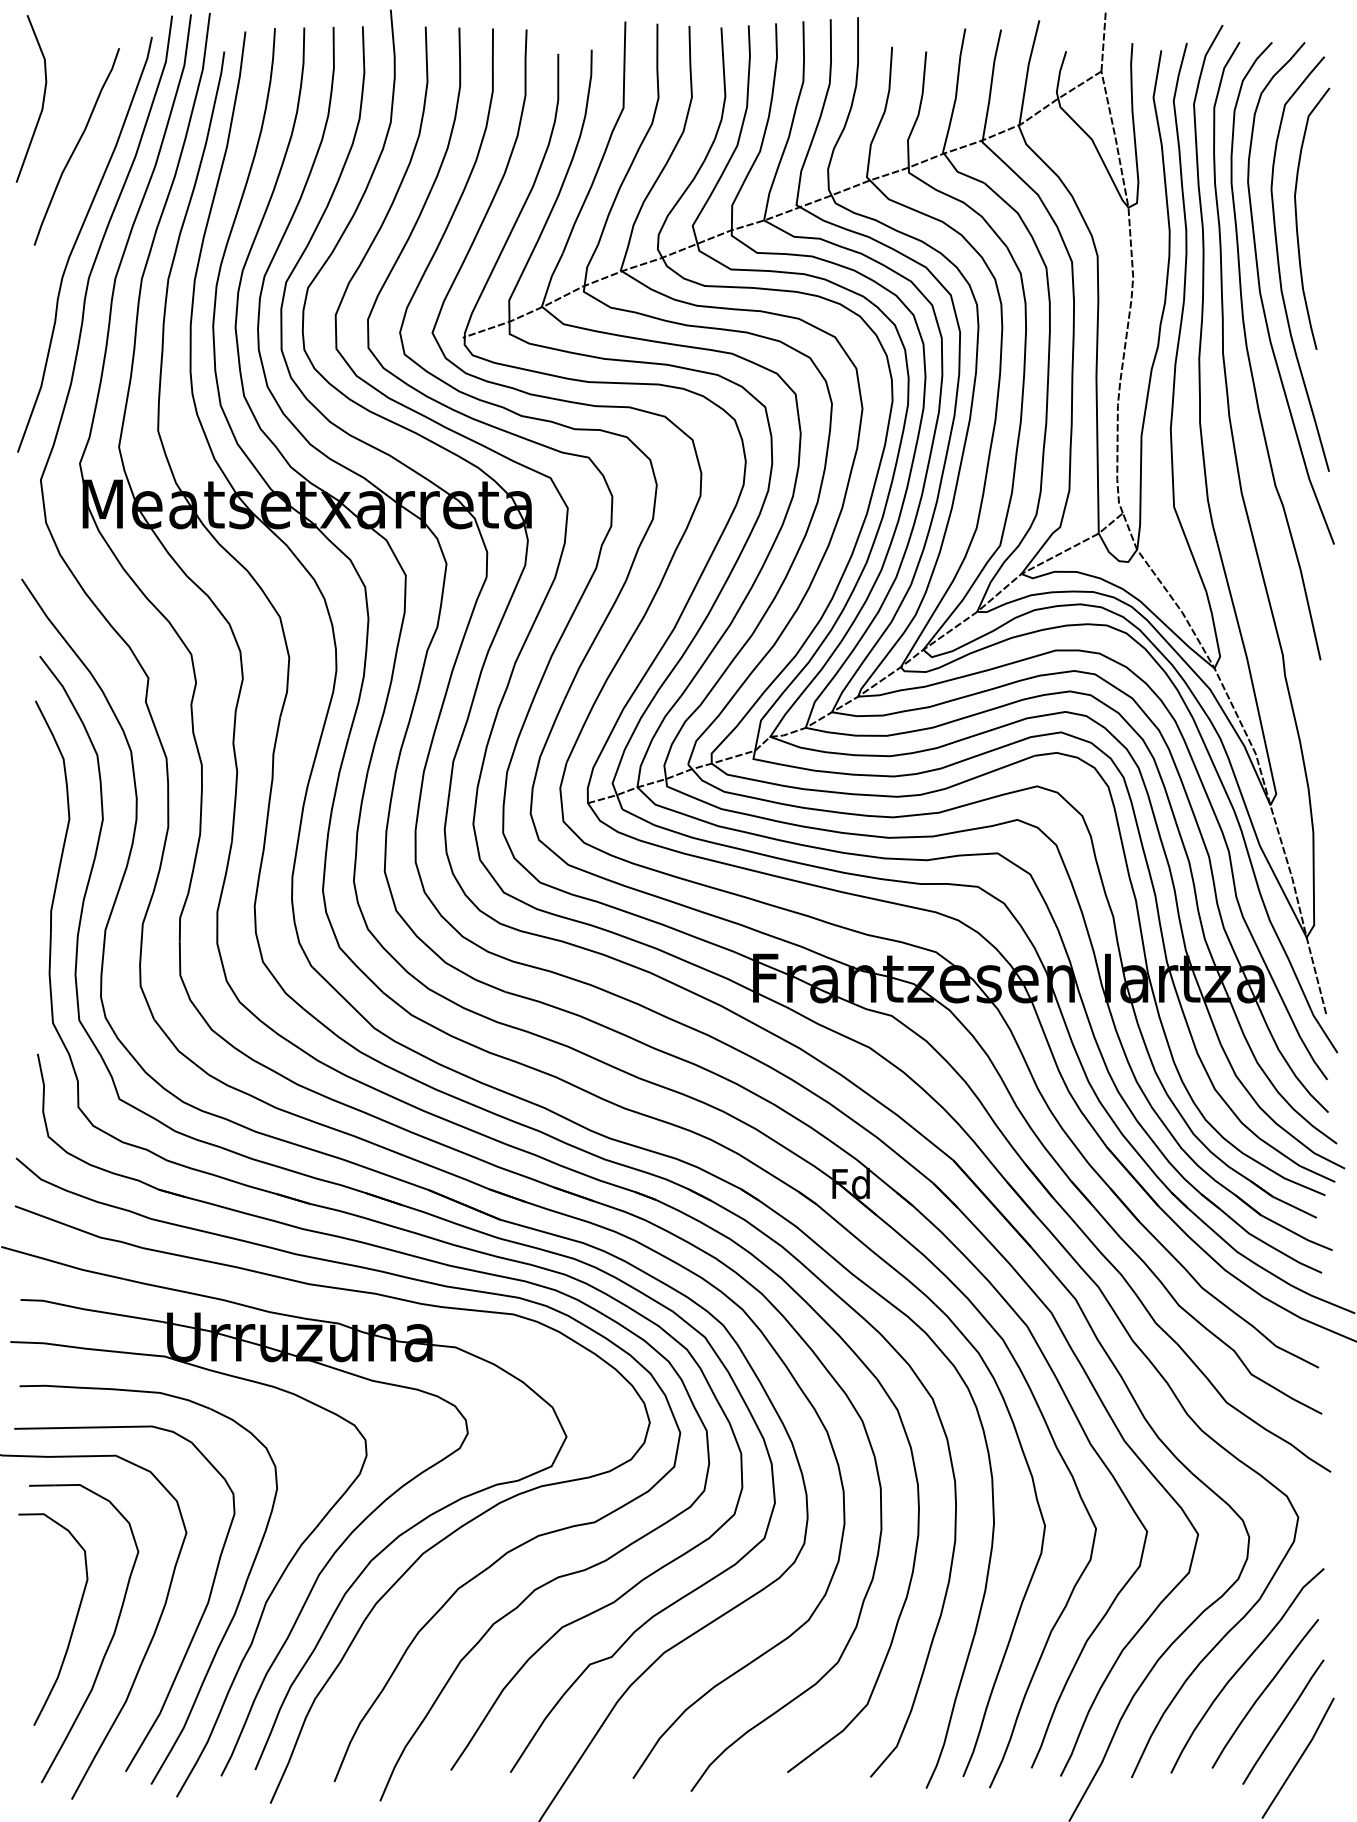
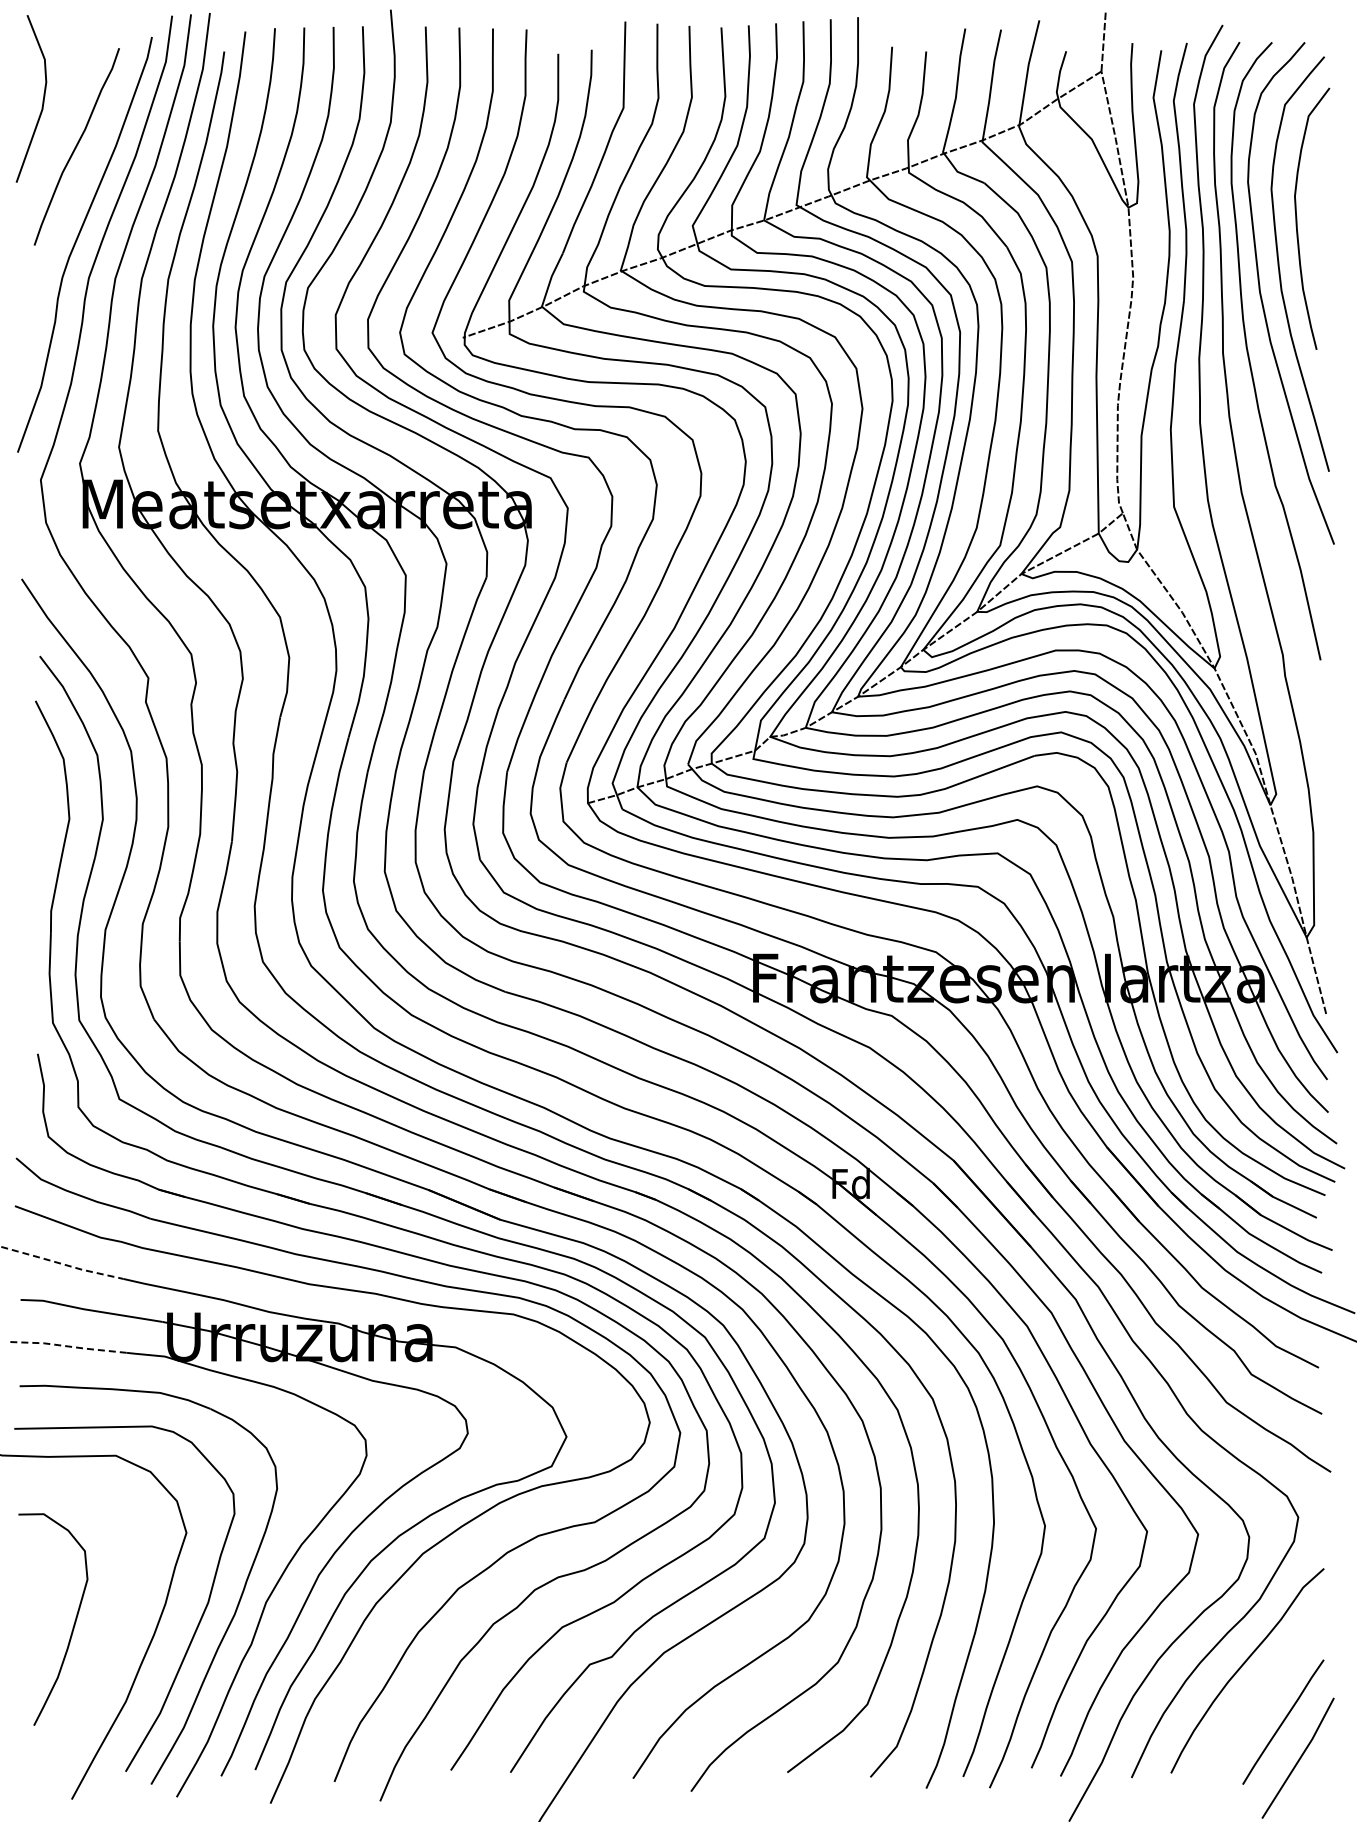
line: solid -> dashed (62, 1264)
line: solid -> dashed (68, 1346)
part: present -> none (108, 1644)
curve: present -> none (1263, 1693)
